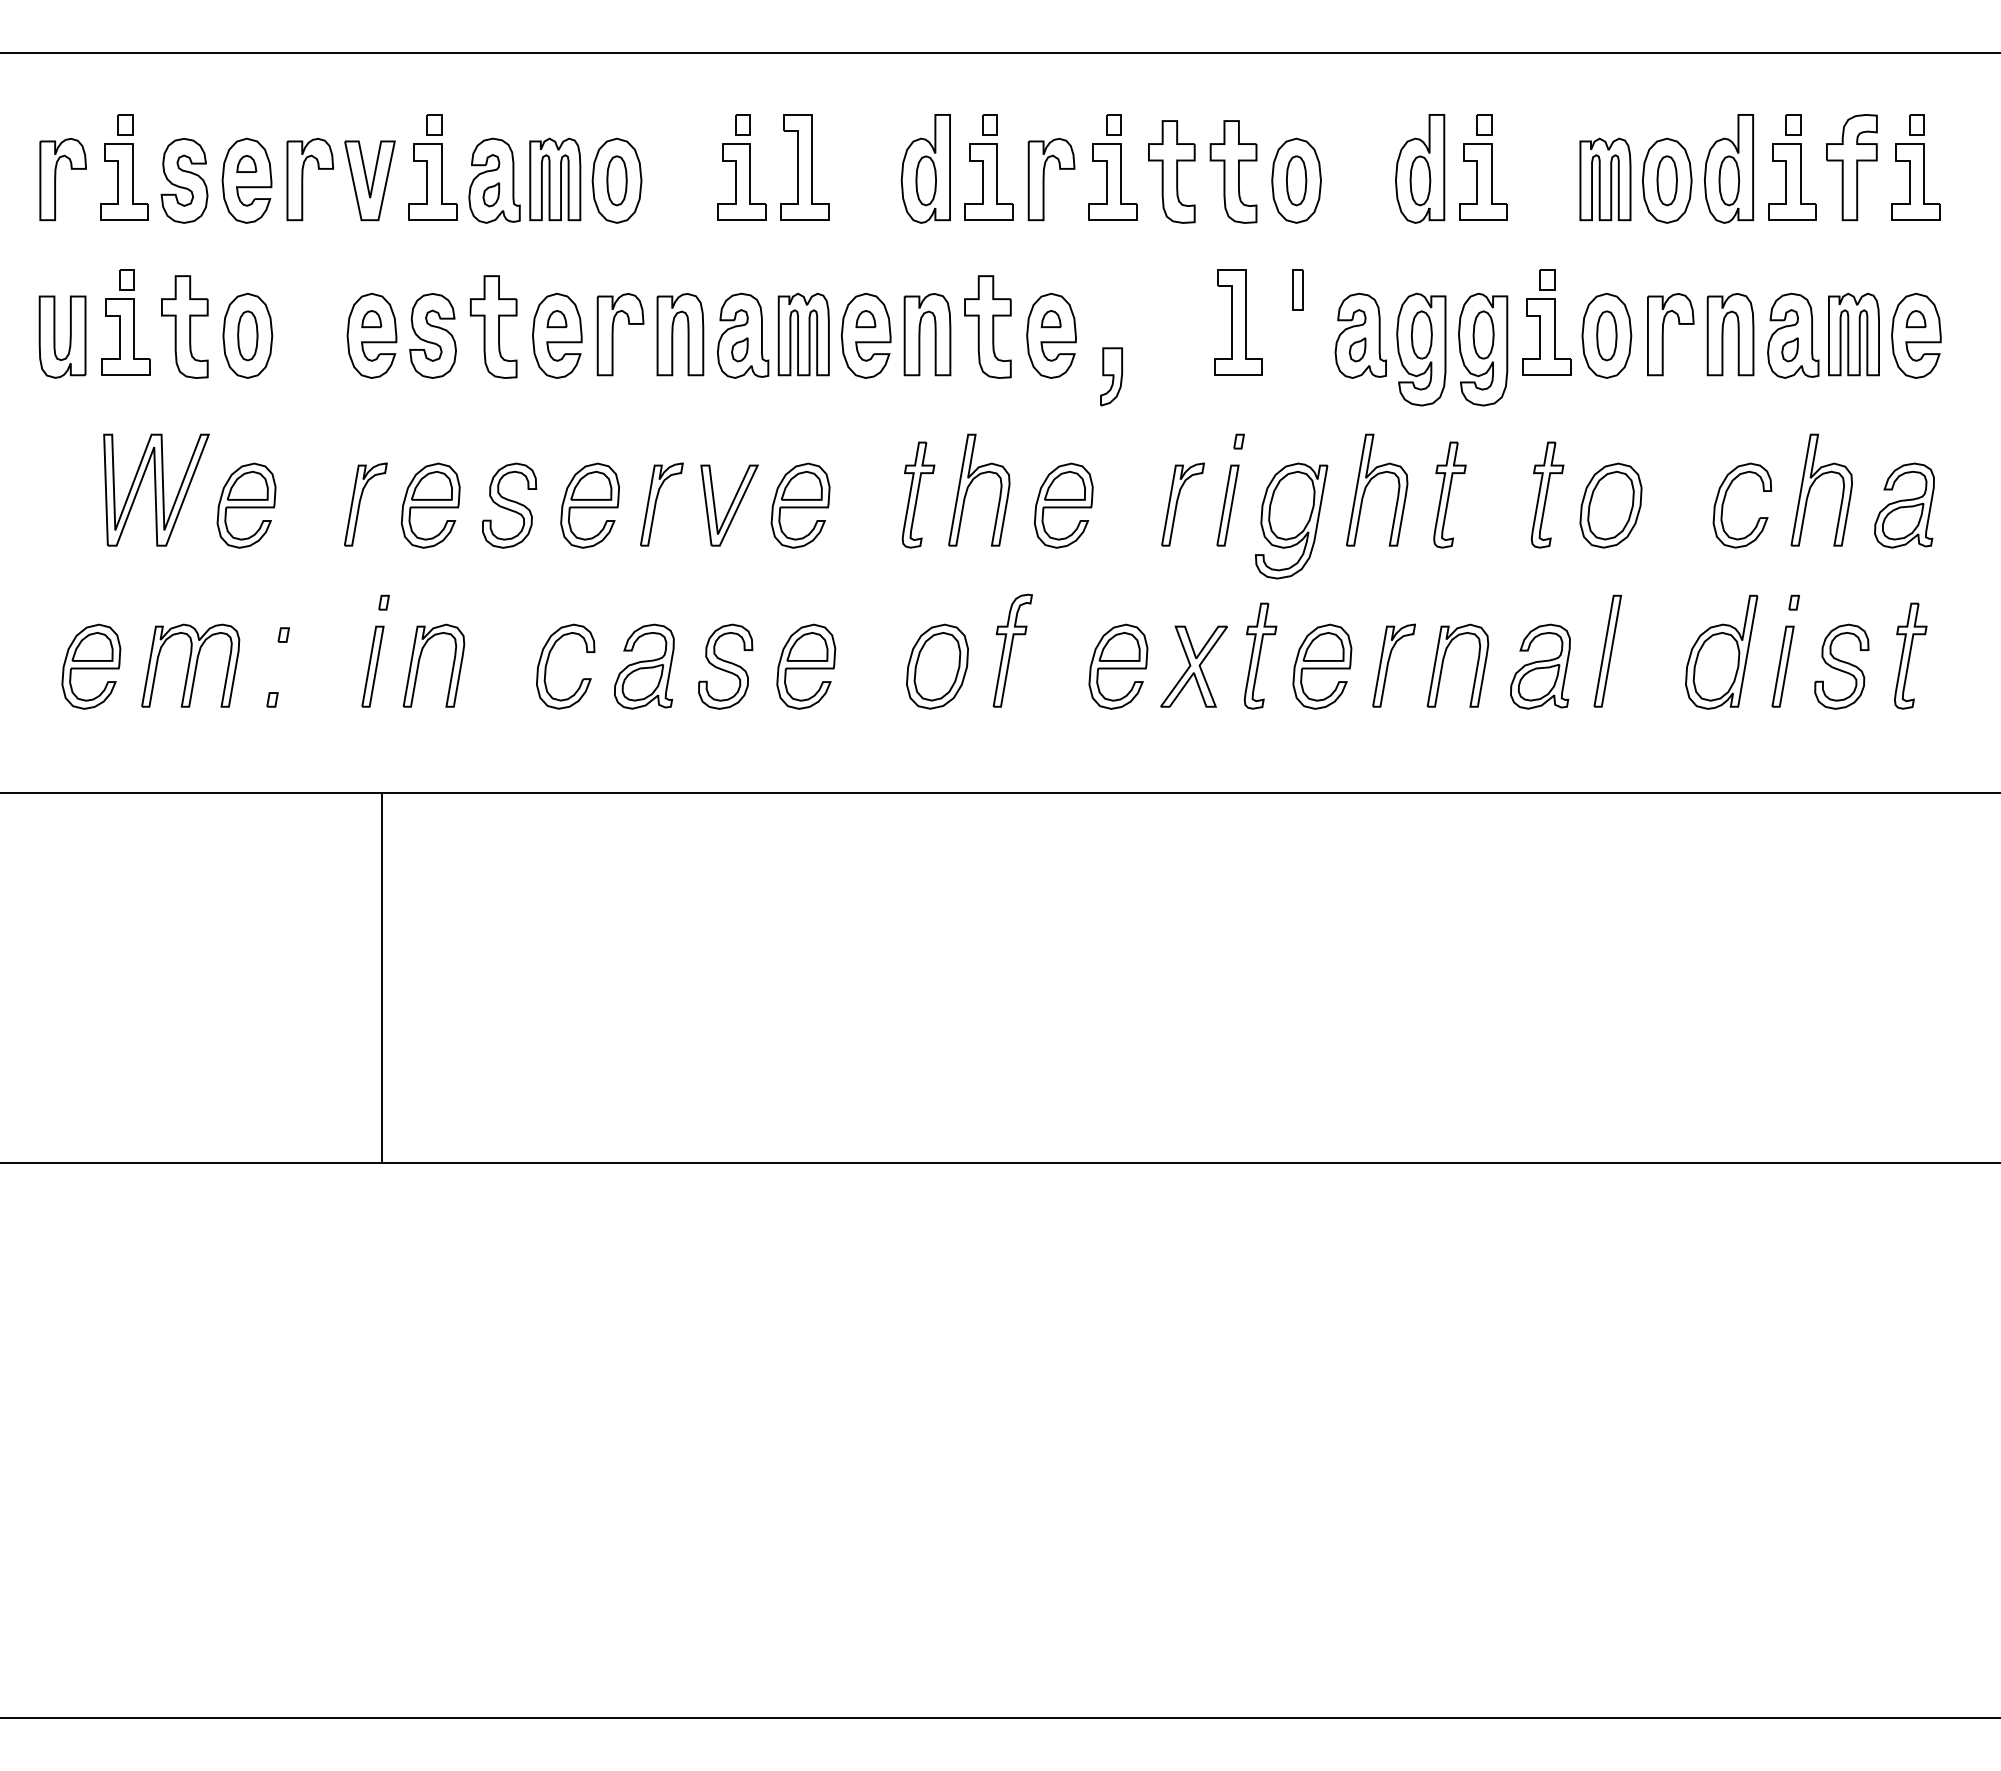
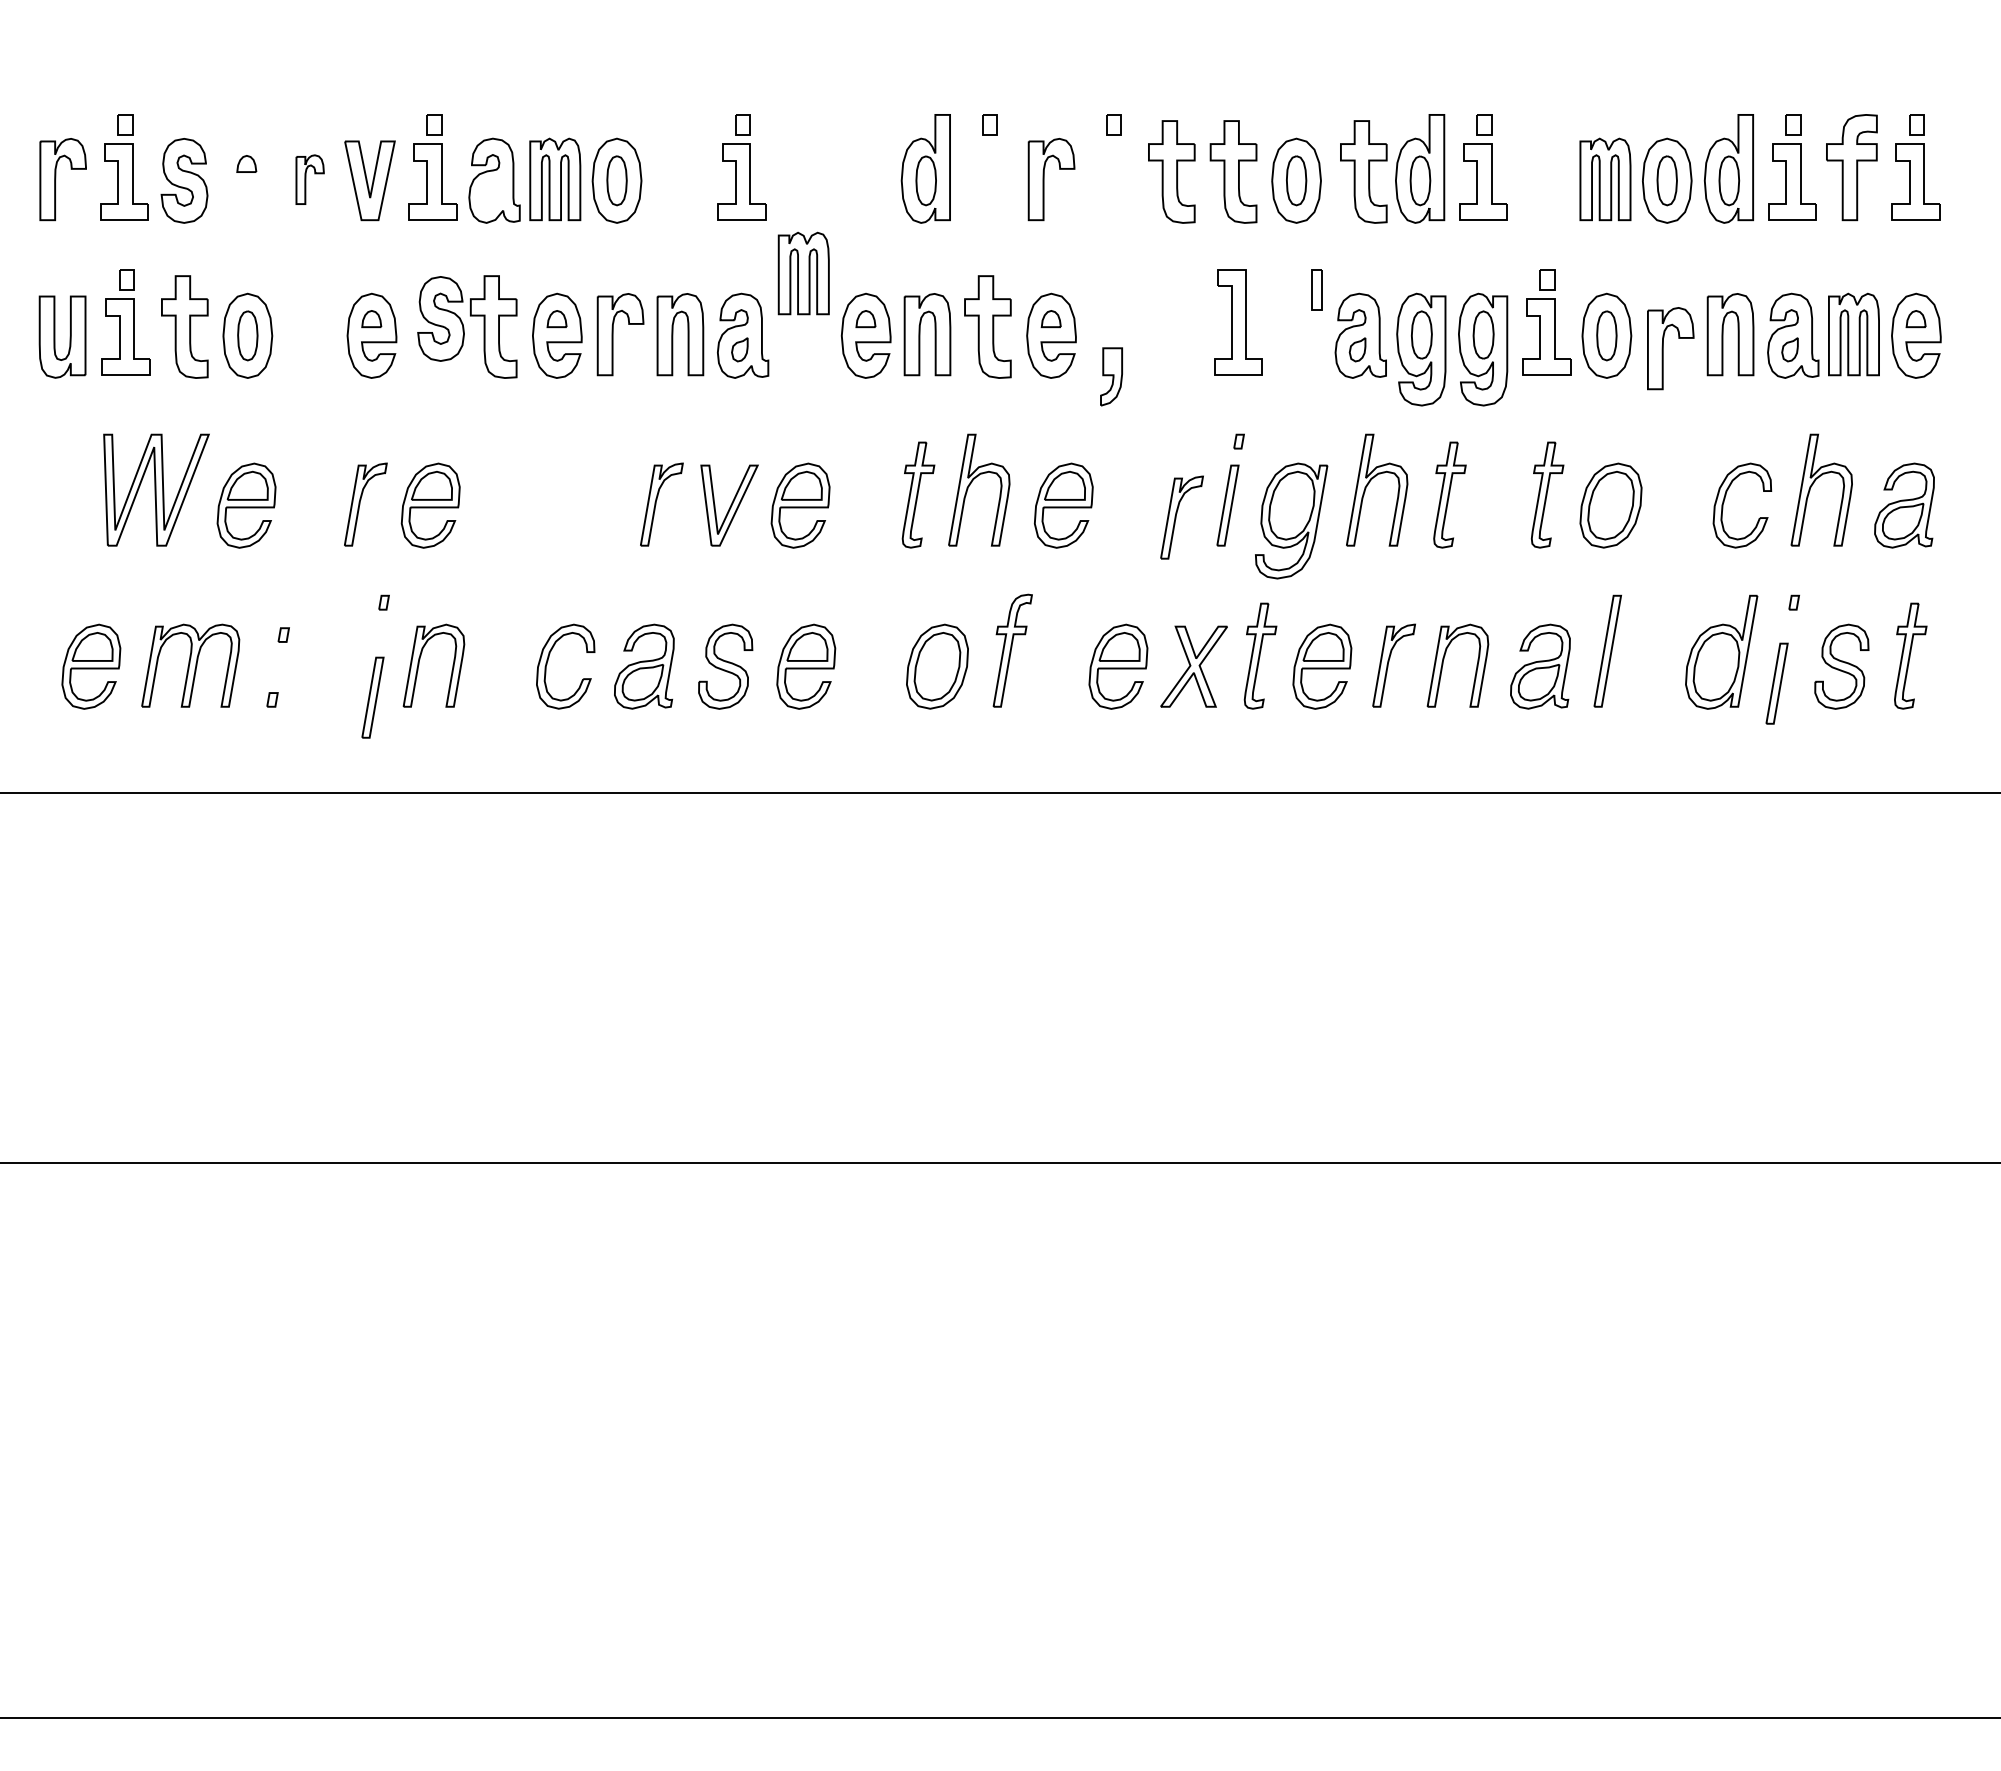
line: present -> none (999, 53)
part: present -> none (804, 167)
part: none -> present (1363, 171)
part size: 48x84 px -> 30x51 px (309, 179)
part: present -> none (246, 180)
part: present -> none (988, 181)
part: present -> none (1112, 181)
part: present -> none (491, 194)
part position: (1297, 289) -> (1316, 289) (1316, 289)
part position: (803, 334) -> (803, 273) (803, 273)
part position: (1663, 334) -> (1663, 348) (1663, 348)
part position: (432, 335) -> (440, 318) (440, 318)
part position: (1182, 504) -> (1181, 517) (1181, 517)
part: present -> none (509, 505)
part: present -> none (589, 505)
part position: (372, 666) -> (372, 697) (372, 697)
part position: (1782, 666) -> (1776, 683) (1776, 683)
line: present -> none (382, 977)
